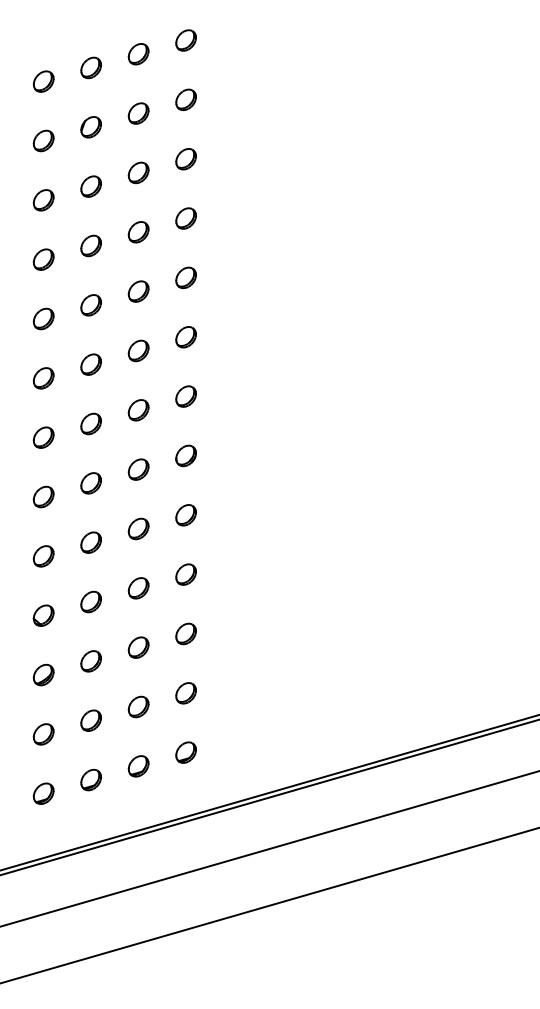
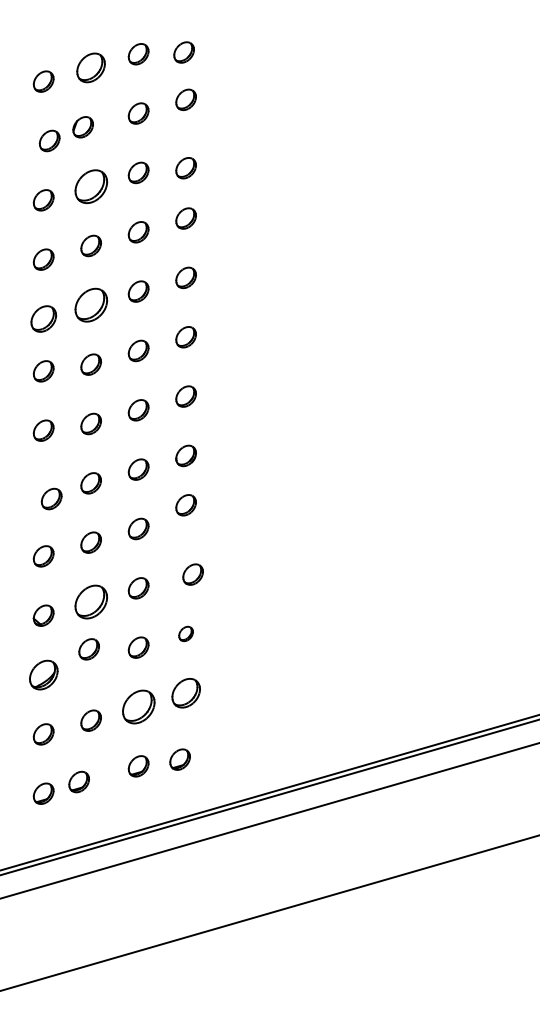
part position: (185, 40) -> (183, 52) (183, 52)
part size: 23x24 px -> 30x32 px (90, 67)
part position: (90, 127) -> (82, 127) (82, 127)
part position: (43, 140) -> (49, 140) (49, 140)
part position: (185, 159) -> (185, 168) (185, 168)
part size: 22x23 px -> 35x35 px (91, 186)
part size: 22x23 px -> 35x36 px (91, 304)
part size: 23x24 px -> 28x28 px (43, 318)
part position: (43, 378) -> (43, 371) (43, 371)
part position: (43, 437) -> (43, 430) (43, 430)
part position: (43, 496) -> (51, 498) (51, 498)
part position: (185, 515) -> (185, 505) (185, 505)
part position: (185, 574) -> (192, 574) (192, 574)
part size: 22x24 px -> 35x36 px (91, 601)
part size: 22x24 px -> 16x18 px (185, 633)
part position: (90, 661) -> (88, 649) (88, 649)
part size: 23x24 px -> 30x32 px (43, 674)
part size: 22x23 px -> 30x31 px (185, 693)
part size: 23x24 px -> 34x36 px (138, 706)
part position: (185, 752) -> (179, 759) (179, 759)
part position: (90, 779) -> (78, 781) (78, 781)
line position: (269, 848) -> (269, 820) (269, 820)
line position: (269, 905) -> (269, 913) (269, 913)
